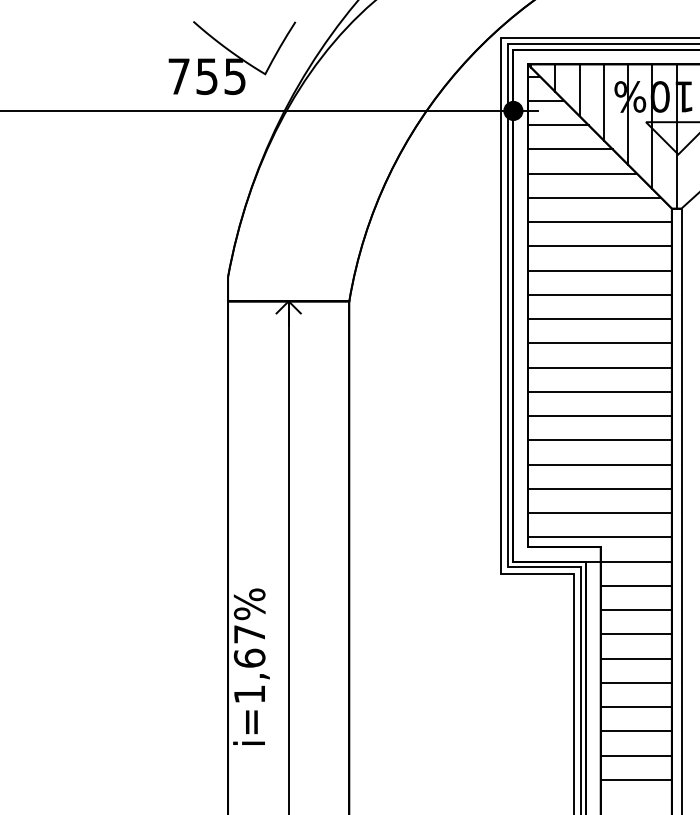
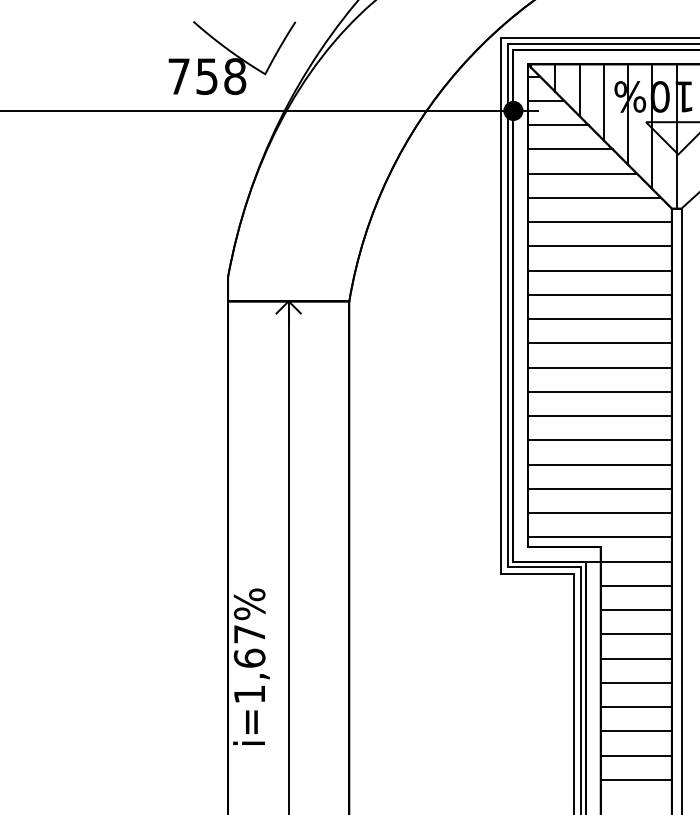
text: 755 -> 758 (235, 76)
